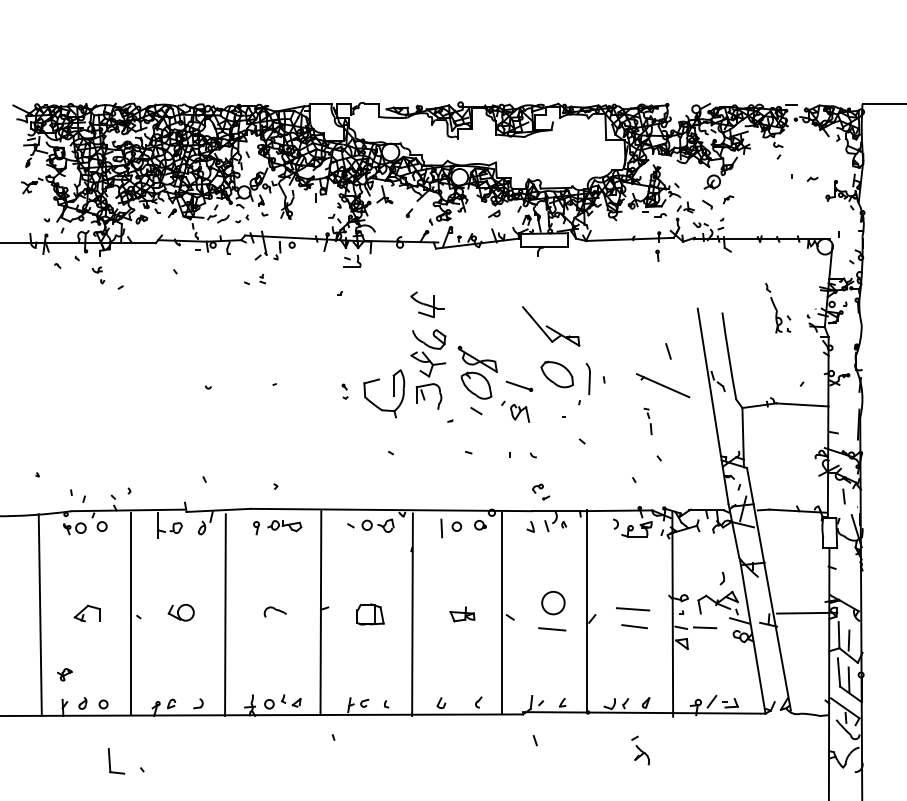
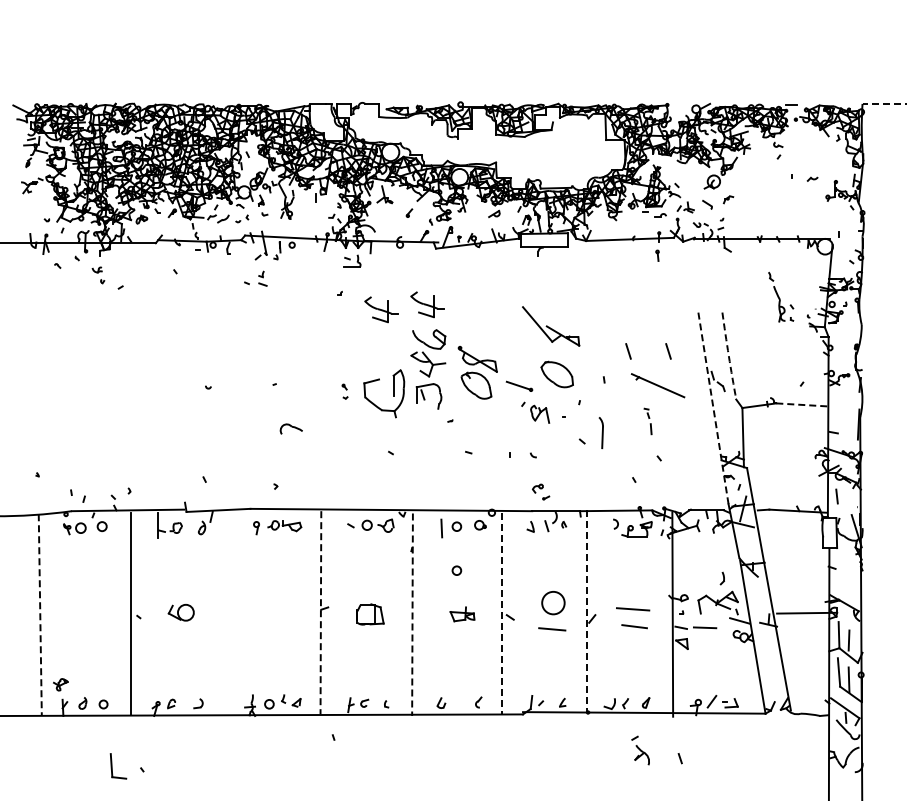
line: solid -> dashed (884, 103)
part size: 7x12 px -> 10x17 px (262, 278)
part position: (778, 307) -> (781, 296) (781, 296)
part: none -> present (381, 309)
line: none -> present (628, 351)
arc: solid -> dashed (728, 356)
part position: (587, 379) -> (600, 433) (600, 433)
part position: (662, 385) -> (657, 385) (657, 385)
line: solid -> dashed (802, 404)
line: solid -> dashed (713, 406)
line: present -> none (476, 411)
part position: (515, 411) -> (535, 412) (535, 412)
line position: (843, 496) -> (836, 496) (836, 496)
circle: none -> present (456, 570)
part position: (274, 611) -> (290, 428) (290, 428)
line: solid -> dashed (320, 612)
line: solid -> dashed (586, 612)
part: present -> none (86, 613)
line: present -> none (225, 614)
line: solid -> dashed (502, 614)
line: solid -> dashed (40, 615)
line: solid -> dashed (412, 615)
part position: (64, 674) -> (60, 684) (60, 684)
line position: (534, 740) -> (679, 758) (679, 758)
part position: (116, 761) -> (118, 766) (118, 766)
